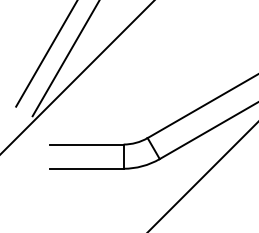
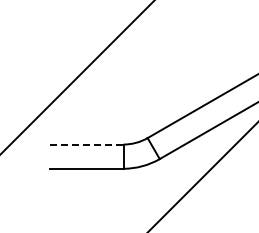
line: present -> none (46, 54)
line: present -> none (65, 59)
line: solid -> dashed (86, 144)
